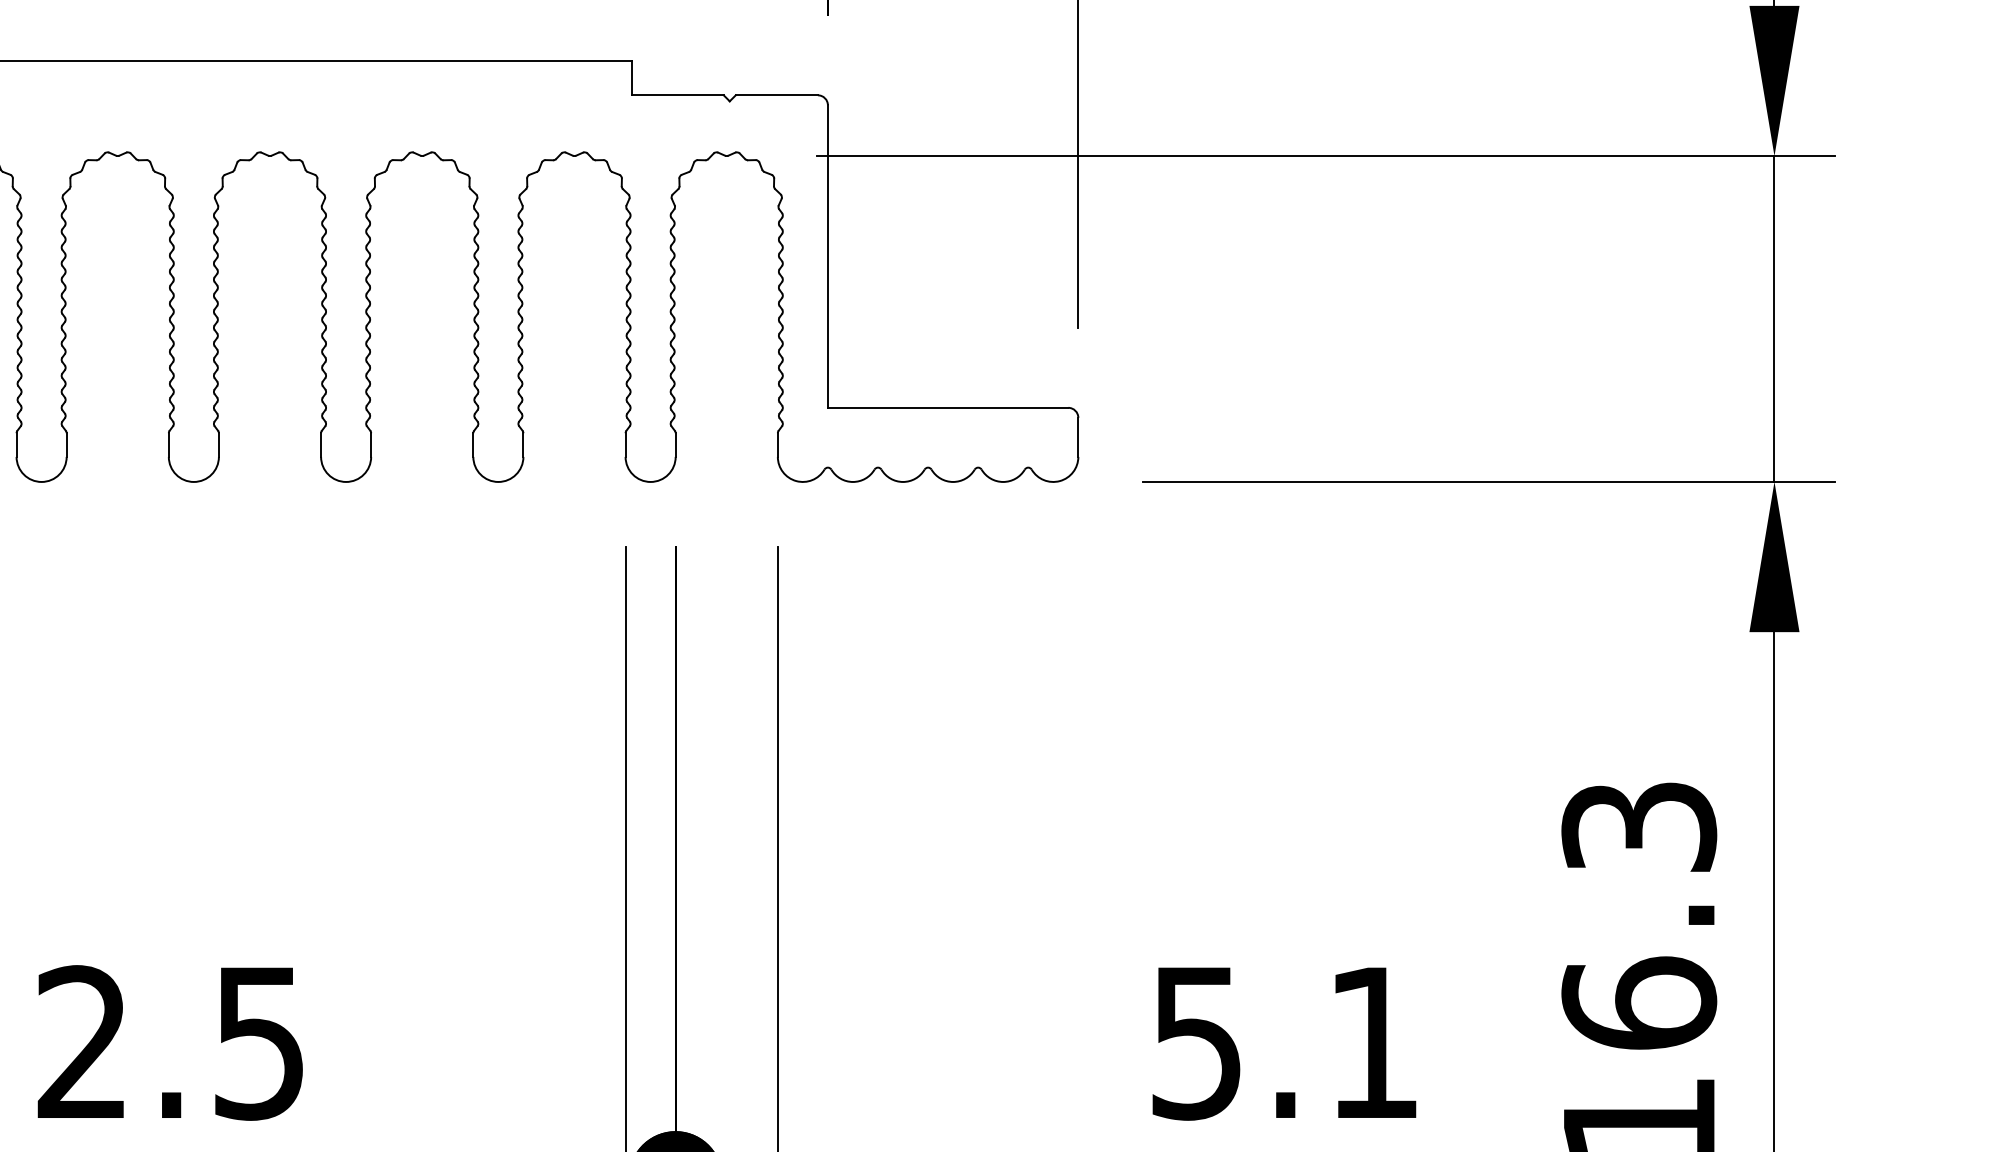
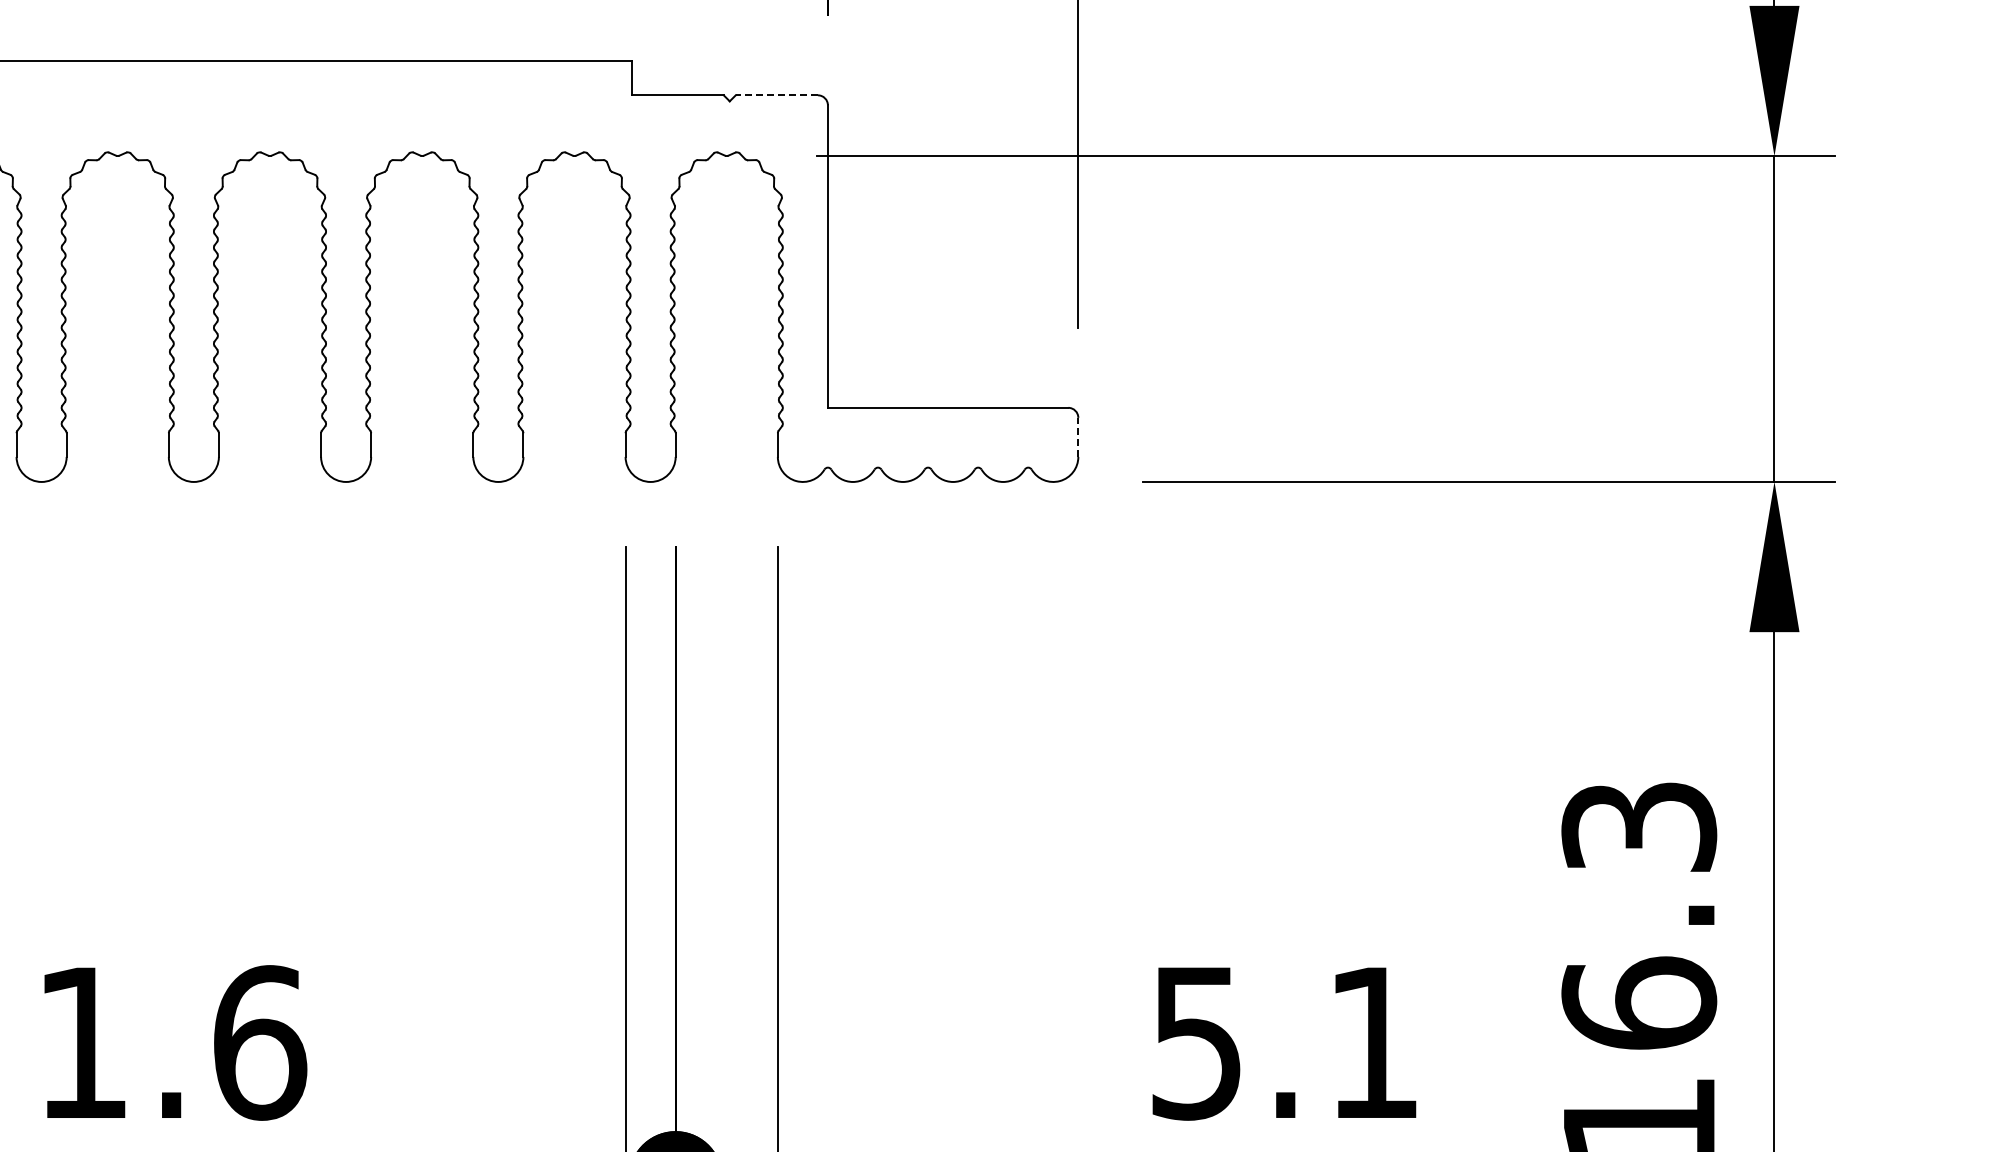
line: solid -> dashed (776, 95)
line: solid -> dashed (1078, 437)
text: 2.5 -> 1.6 (172, 1042)
